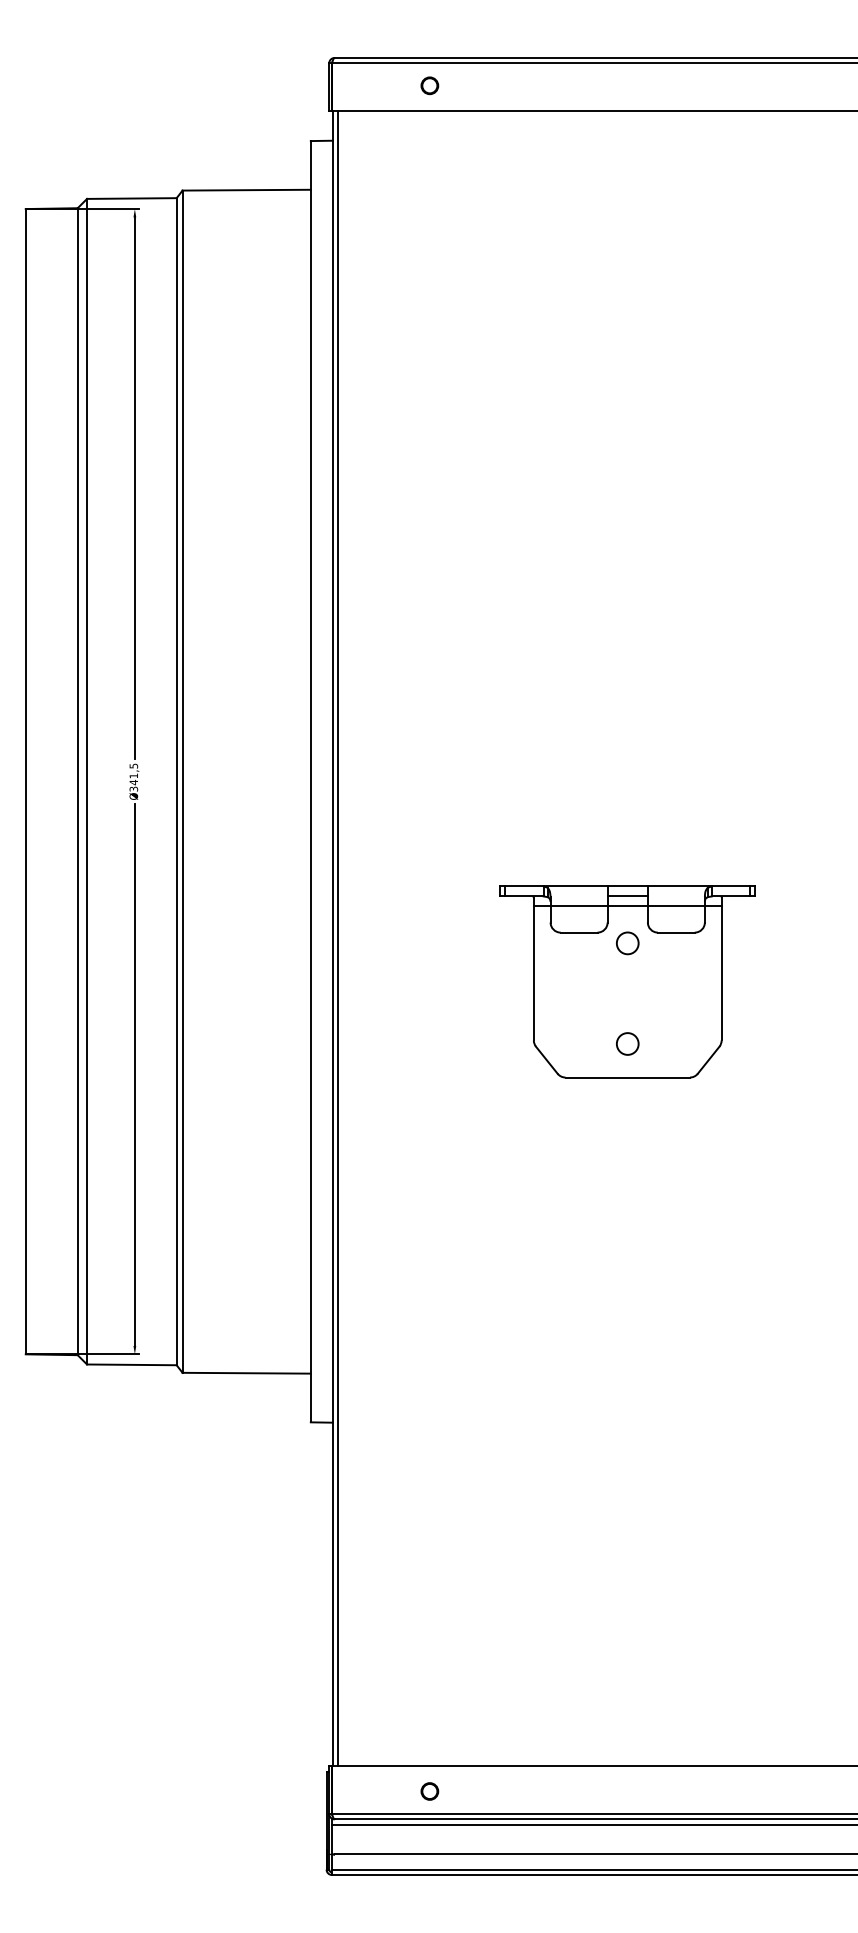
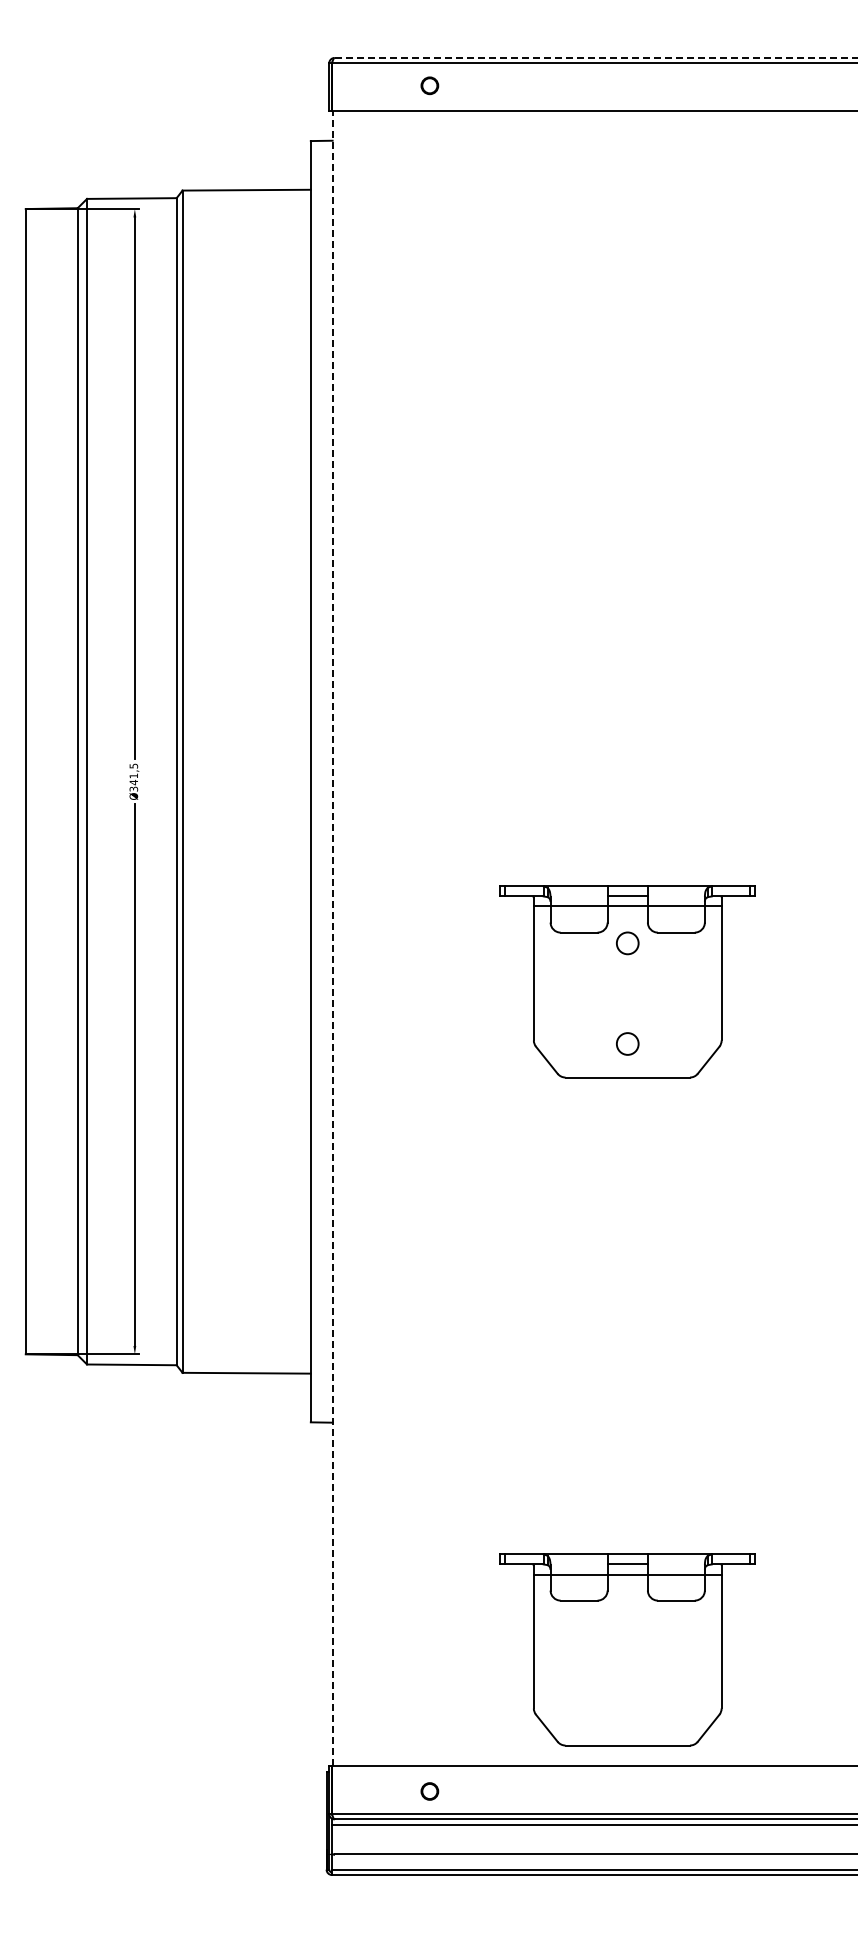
line: solid -> dashed (596, 57)
line: solid -> dashed (332, 938)
line: present -> none (337, 938)
part: none -> present (627, 1649)
